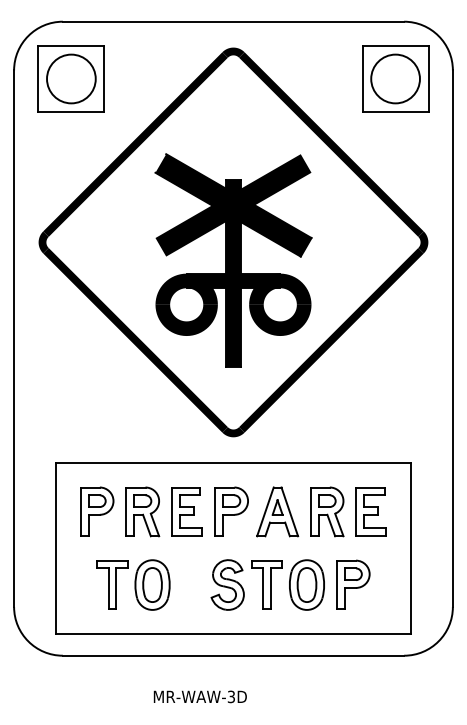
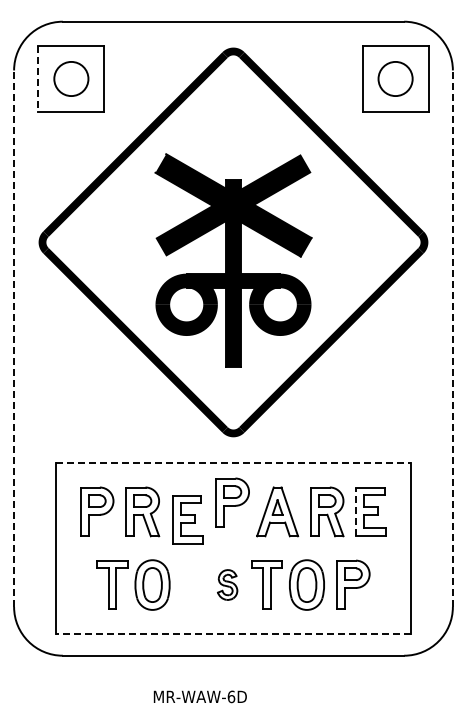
circle diameter: 49 px -> 34 px (71, 78)
circle diameter: 49 px -> 34 px (395, 78)
line: solid -> dashed (38, 79)
line: solid -> dashed (14, 338)
line: solid -> dashed (452, 338)
line: solid -> dashed (233, 463)
part position: (186, 511) -> (187, 519) (187, 519)
part position: (231, 511) -> (232, 502) (232, 502)
line: solid -> dashed (356, 511)
part size: 35x52 px -> 22x32 px (227, 584)
line: solid -> dashed (233, 633)
text: MR-WAW-3D -> MR-WAW-6D (231, 696)
